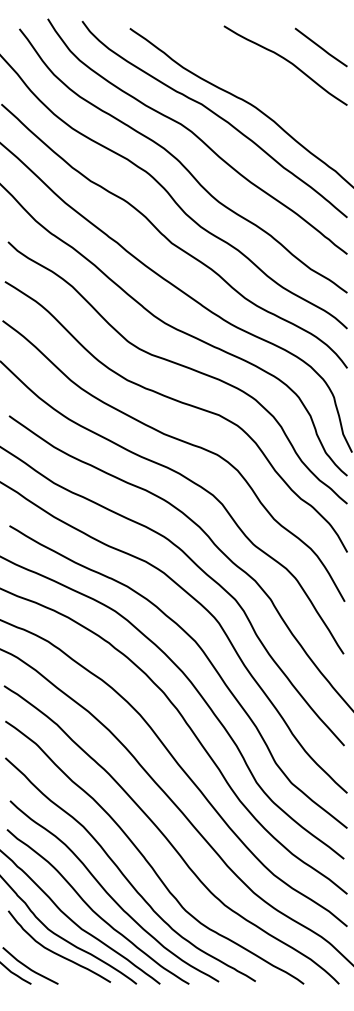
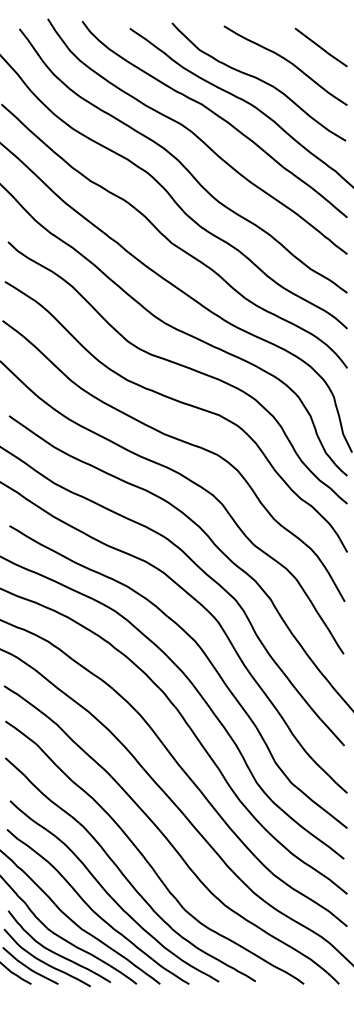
curve: none -> present (258, 80)
curve: none -> present (44, 961)
